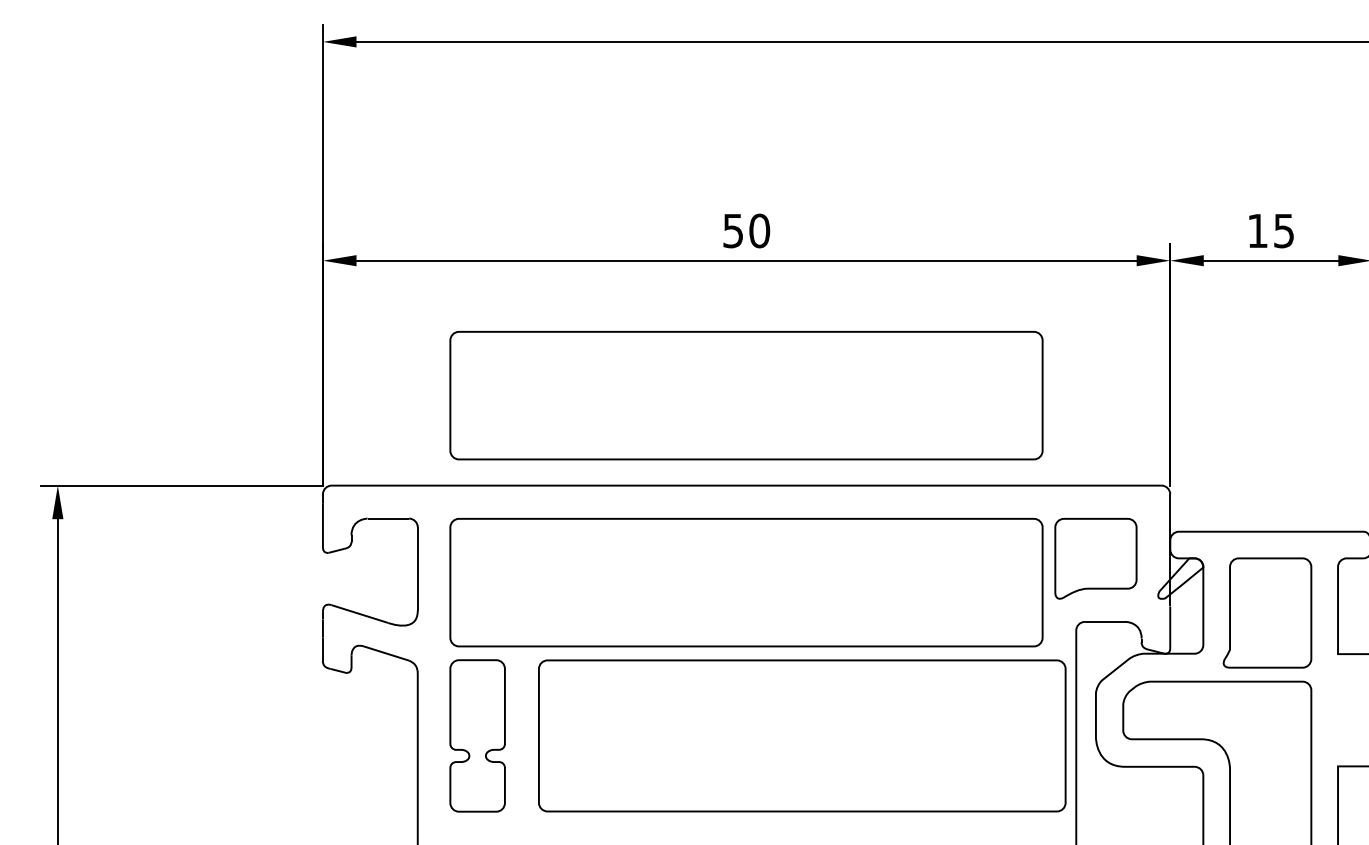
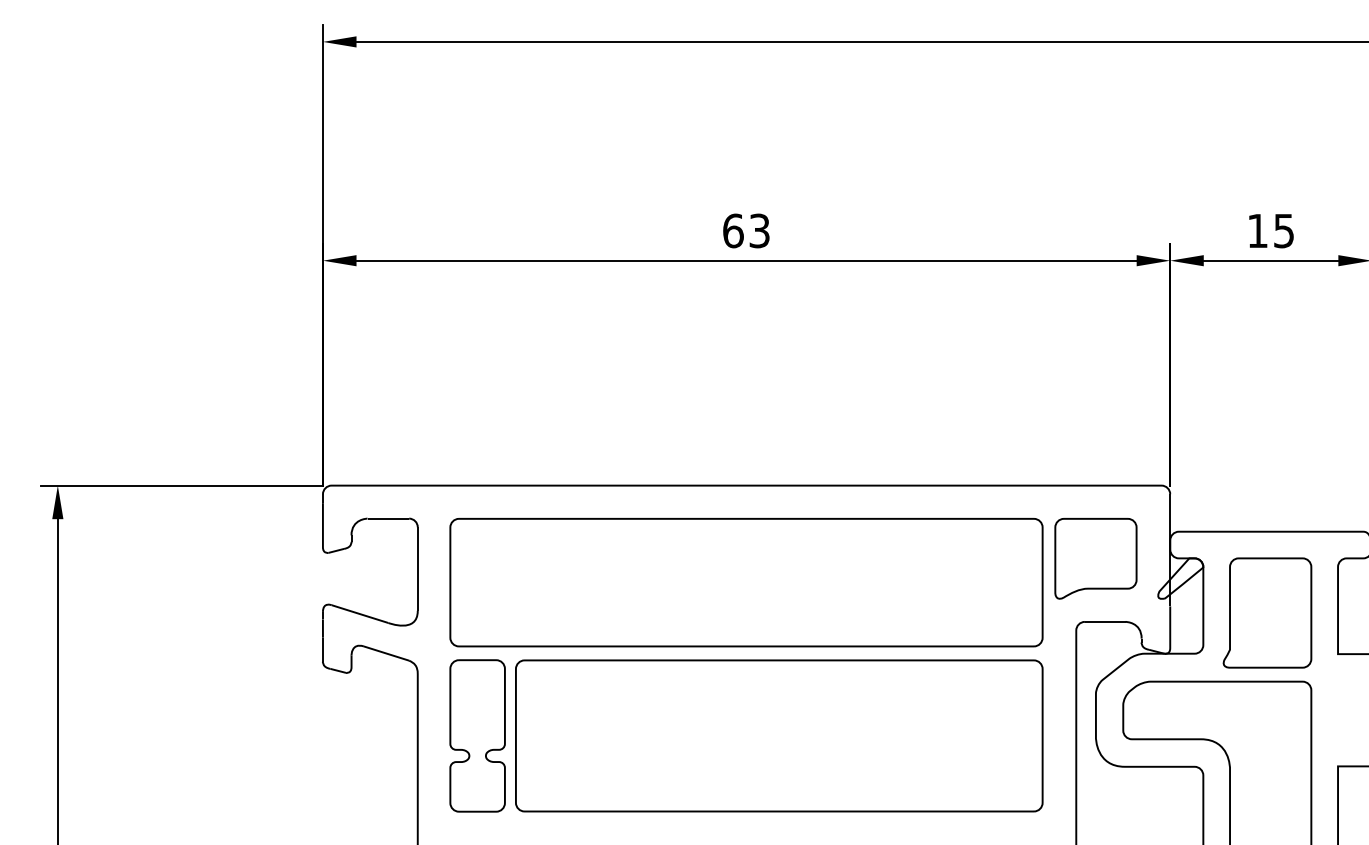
text: 50 -> 63 (746, 230)
part: present -> none (746, 395)
part position: (802, 735) -> (779, 735) (779, 735)
